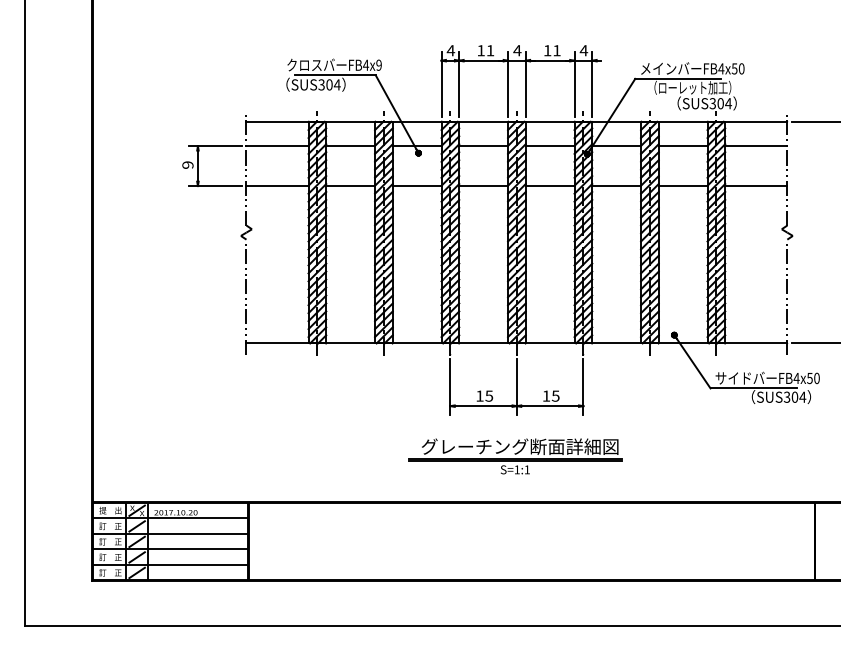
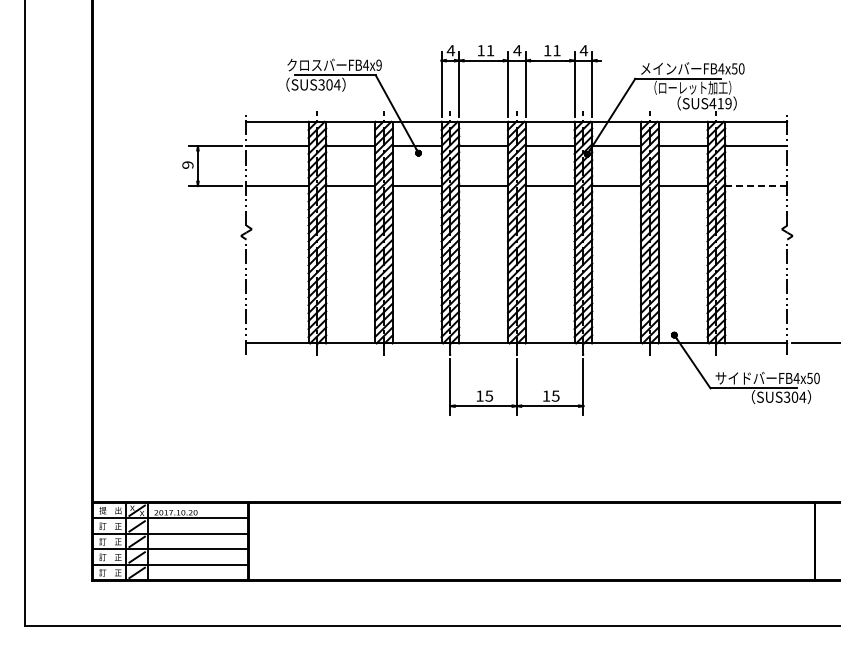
text: SUS304 -> SUS419 (720, 103)
line: present -> none (814, 121)
line: solid -> dashed (756, 186)
part: present -> none (515, 456)
